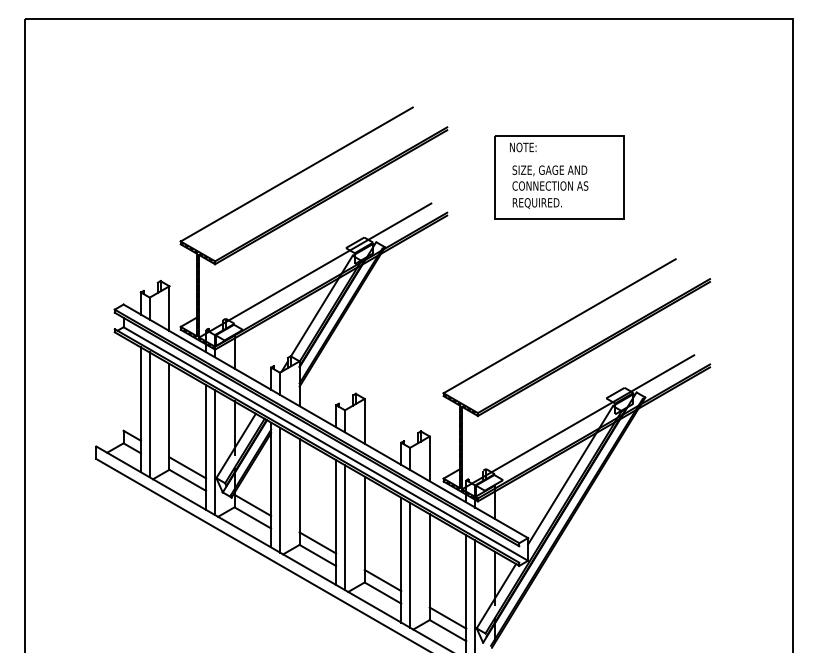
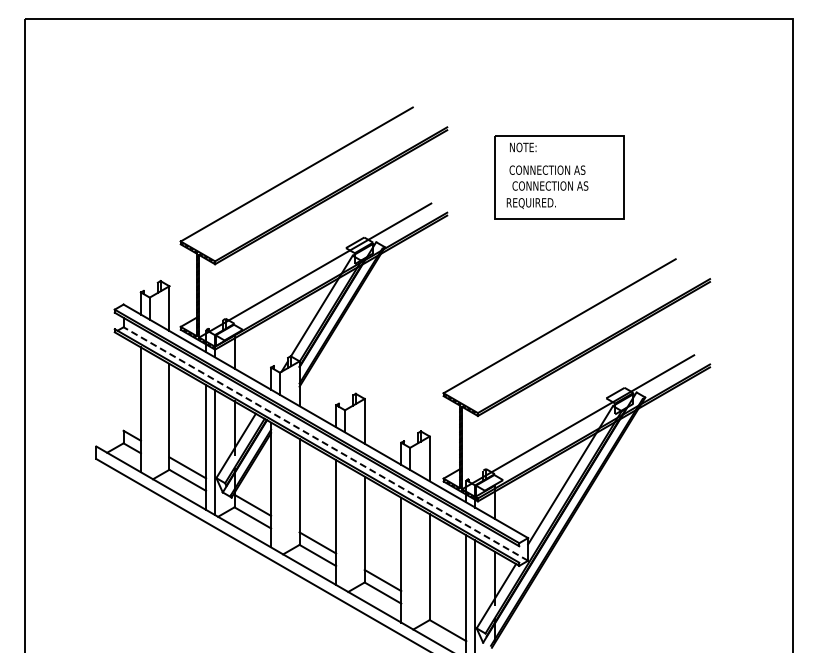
text: SIZE, GAGE AND -> CONNECTION AS (548, 170)
text position: (536, 203) -> (530, 203) (530, 203)
line: present -> none (149, 414)
line: solid -> dashed (325, 444)
line: present -> none (279, 489)
line: present -> none (345, 527)
line: present -> none (410, 564)
line: present -> none (447, 617)
